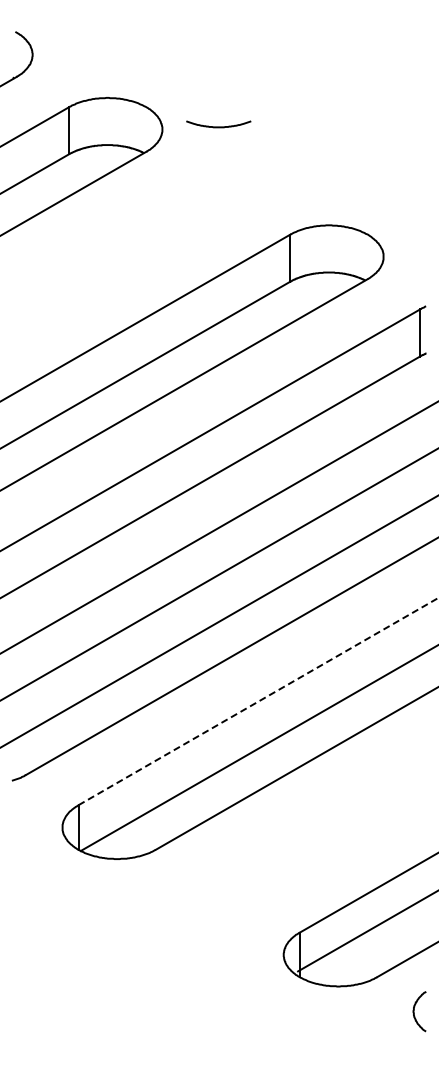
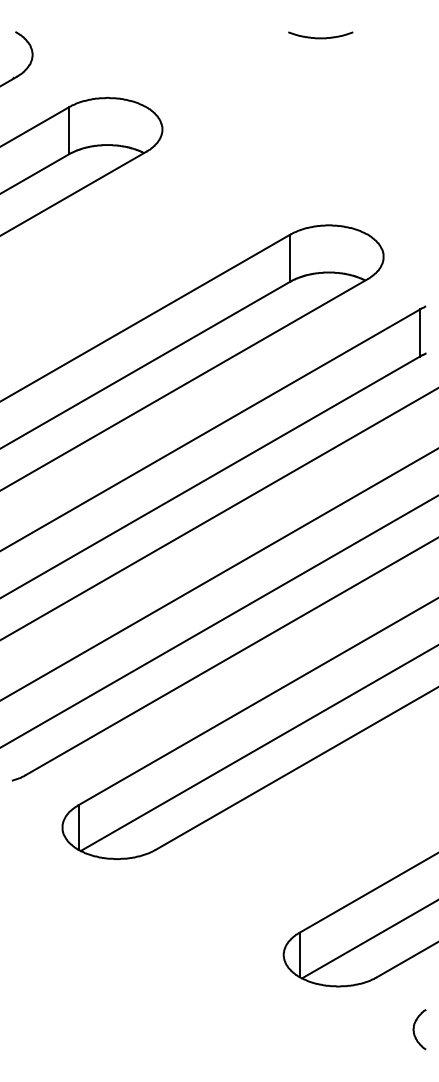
curve position: (218, 126) -> (320, 37) (320, 37)
line position: (218, 527) -> (218, 514) (218, 514)
line: dashed -> solid (258, 701)
line position: (366, 931) -> (368, 939) (368, 939)
curve position: (414, 1011) -> (414, 1029) (414, 1029)
